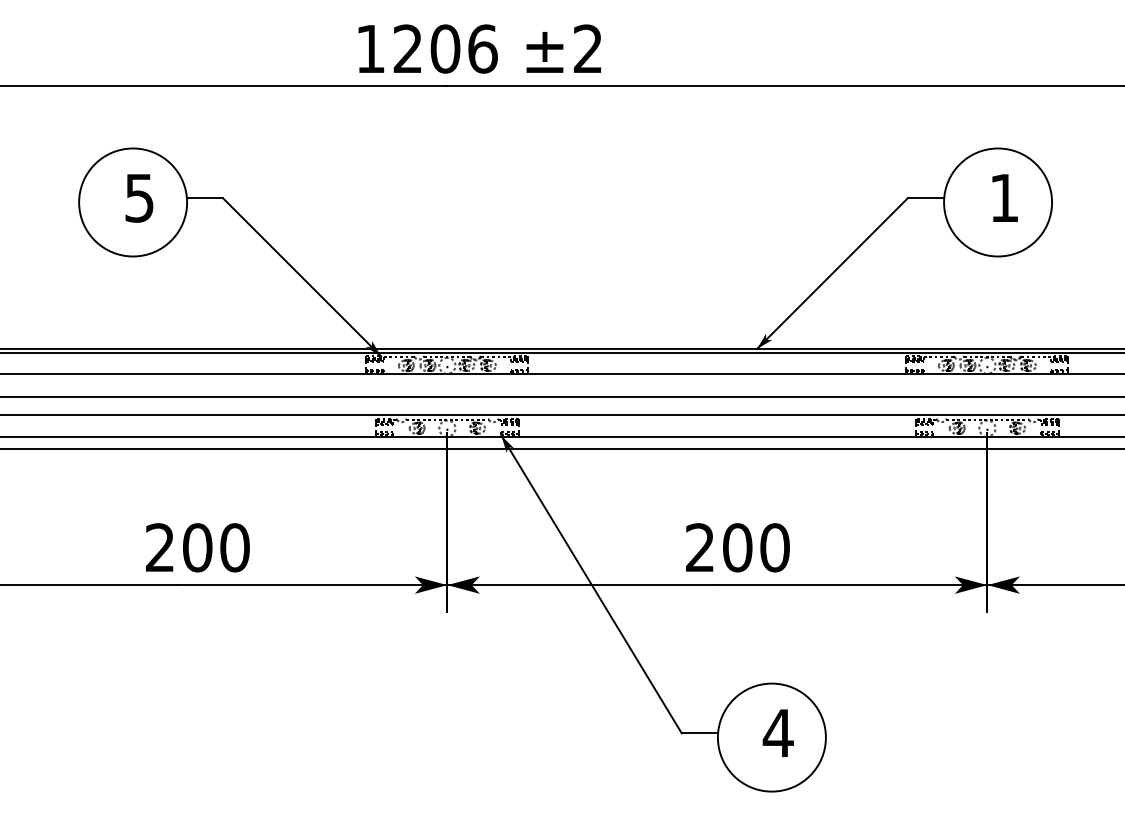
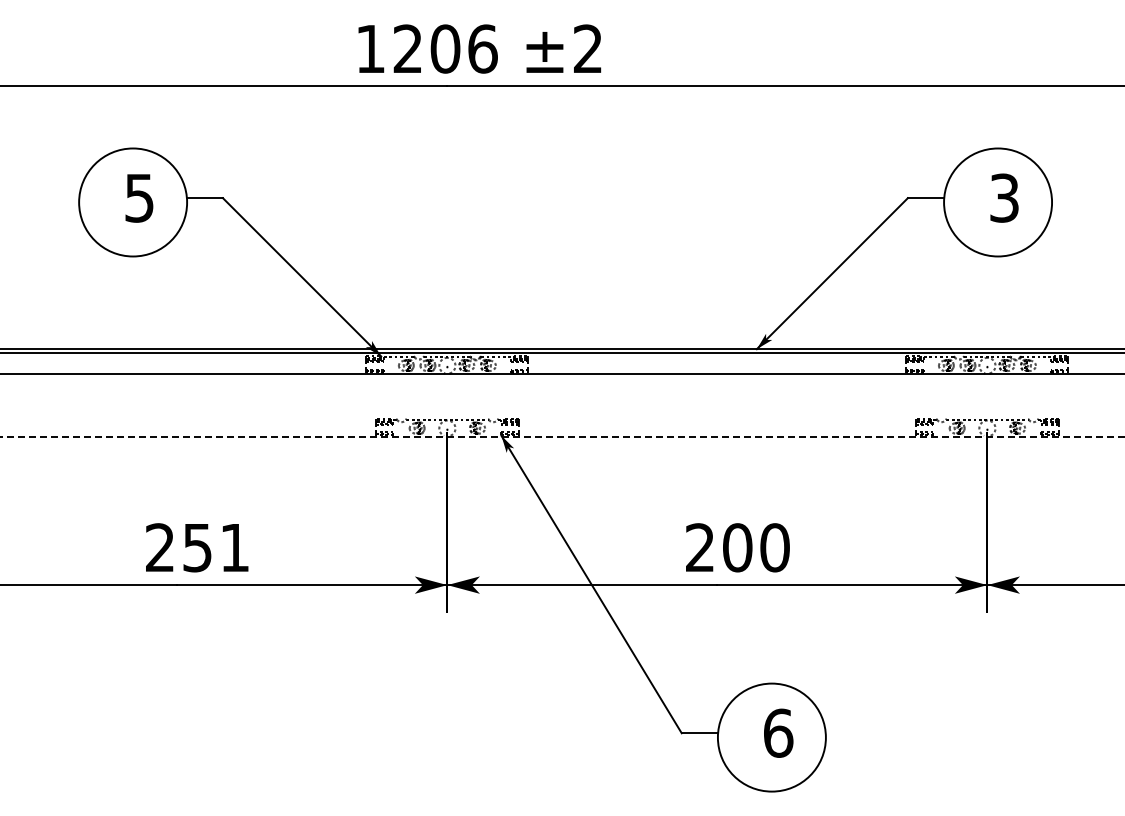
text: 1 -> 3 (1004, 197)
line: present -> none (561, 397)
line: present -> none (561, 415)
line: solid -> dashed (562, 436)
line: present -> none (561, 448)
text: 200 -> 251 (216, 547)
text: 4 -> 6 (777, 732)
